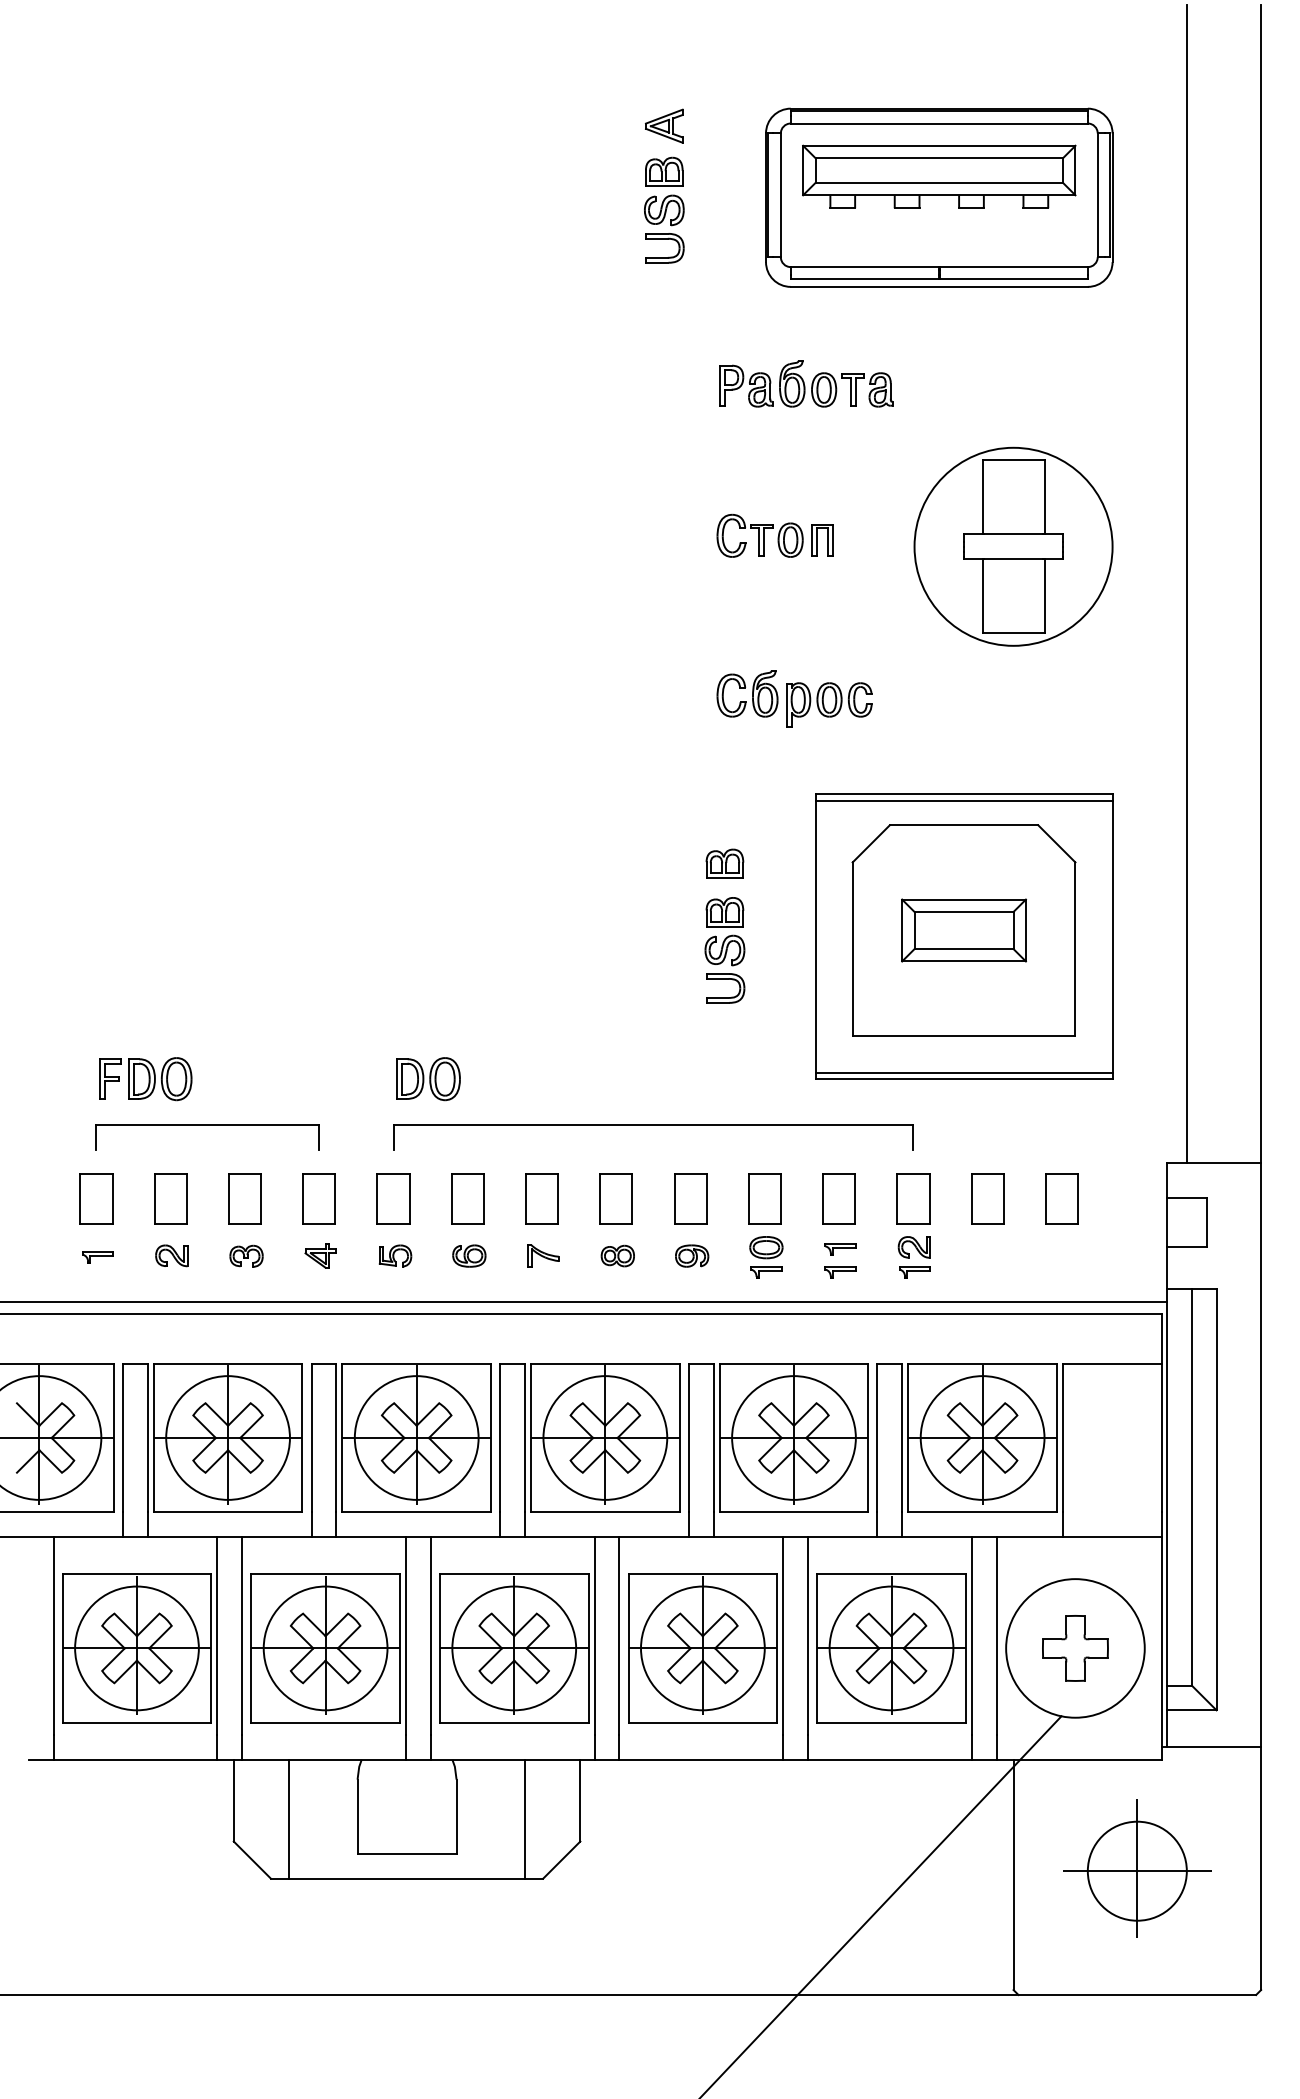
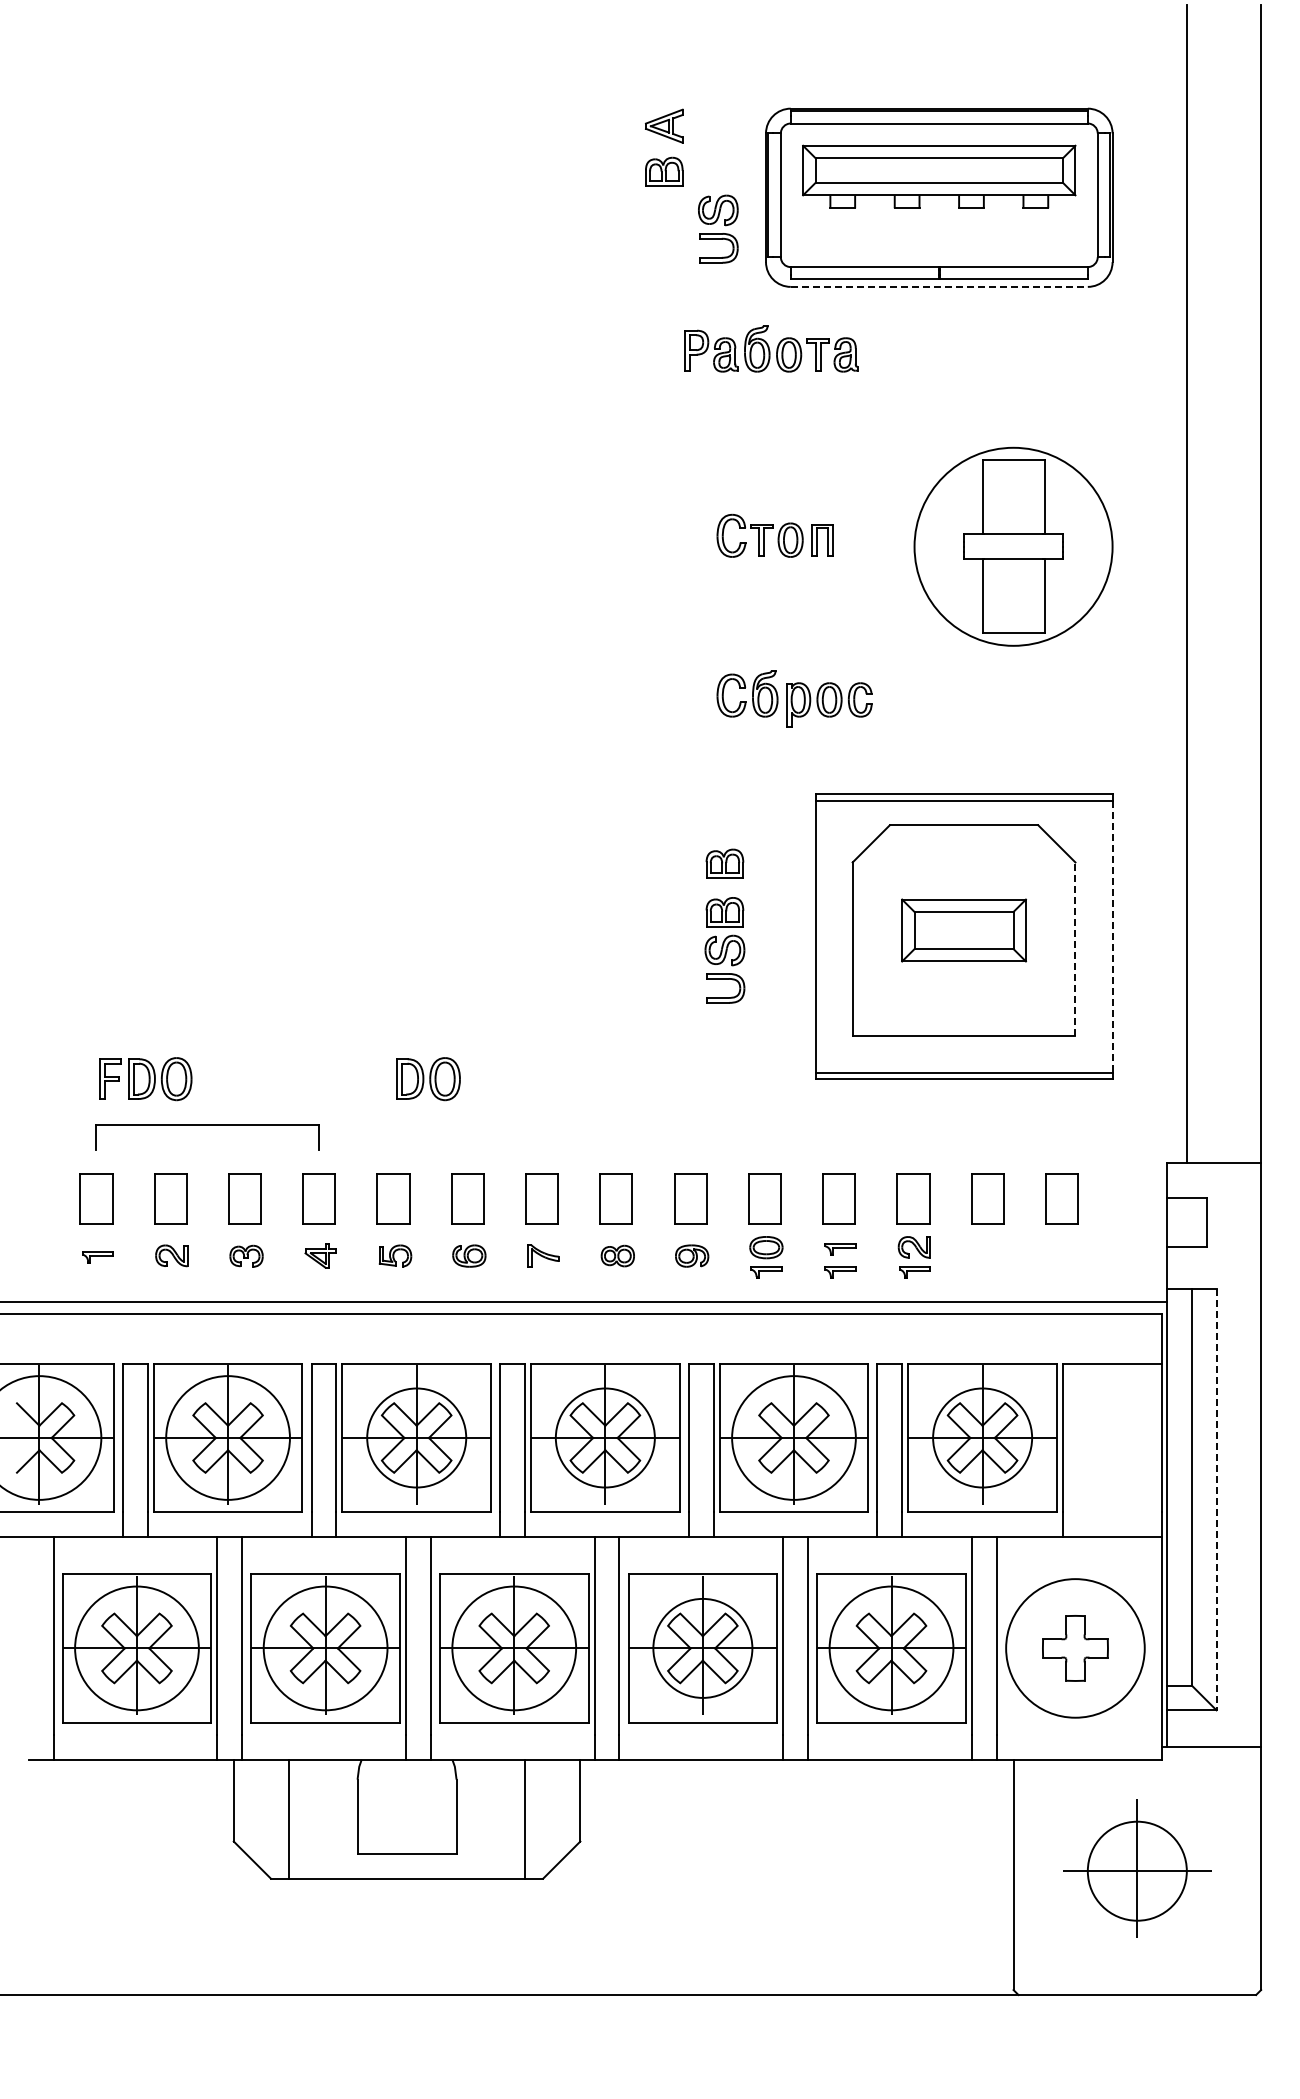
part position: (664, 228) -> (718, 228) (718, 228)
line: solid -> dashed (939, 286)
part position: (806, 383) -> (771, 348) (771, 348)
line: solid -> dashed (1112, 937)
line: solid -> dashed (1075, 949)
part: present -> none (653, 1125)
circle diameter: 124 px -> 99 px (416, 1437)
circle diameter: 124 px -> 99 px (604, 1437)
circle diameter: 124 px -> 99 px (982, 1437)
line: solid -> dashed (1216, 1500)
circle diameter: 124 px -> 99 px (702, 1647)
line: present -> none (881, 1905)
